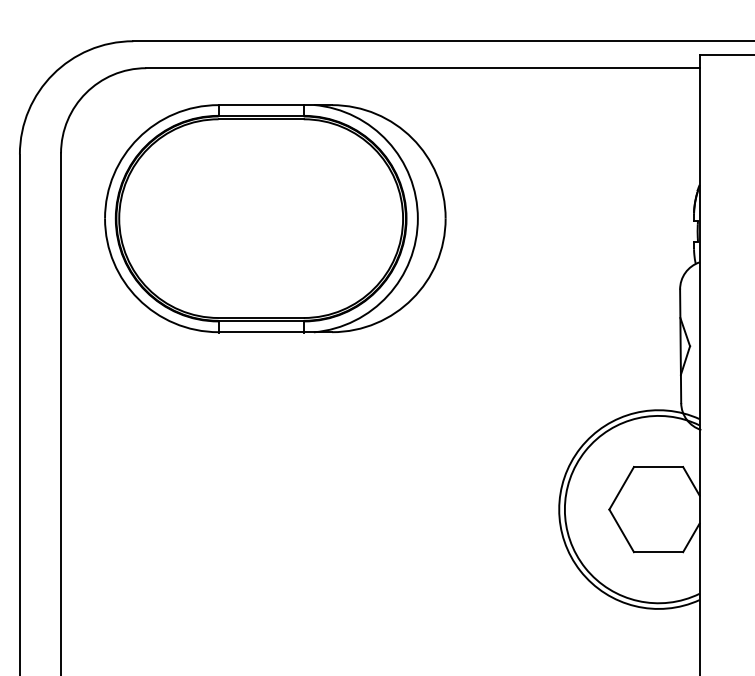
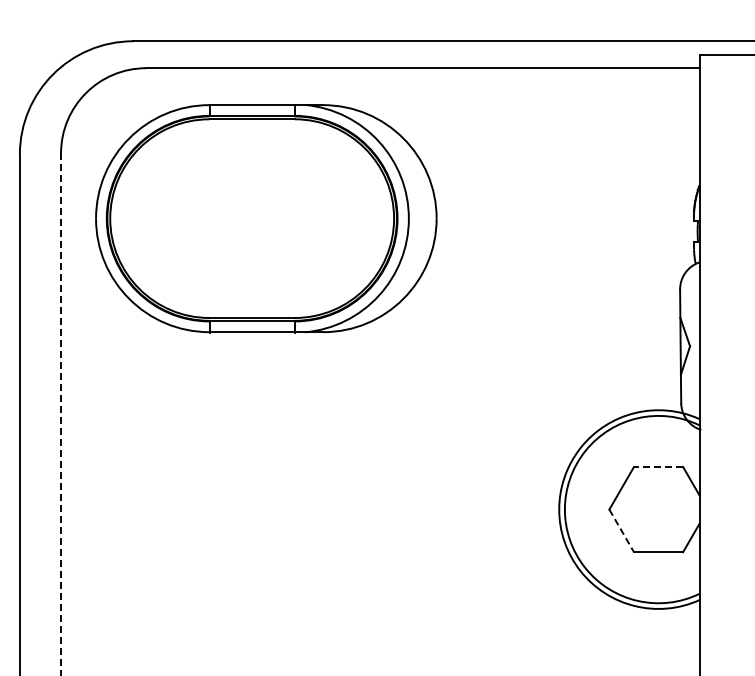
part position: (275, 218) -> (266, 218) (266, 218)
line: solid -> dashed (61, 414)
line: solid -> dashed (658, 467)
line: solid -> dashed (621, 530)
